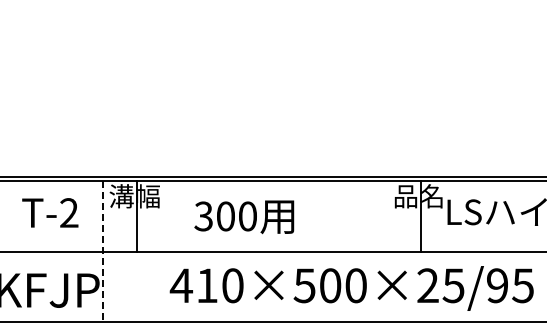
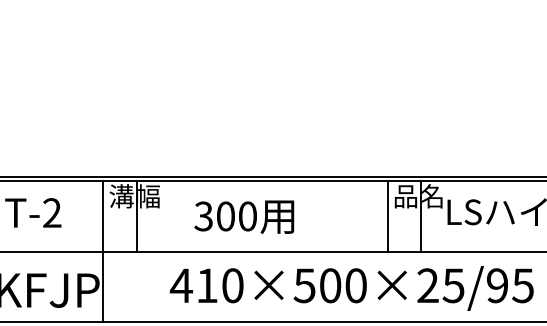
text position: (50, 212) -> (33, 212) (33, 212)
line: none -> present (387, 216)
line: dashed -> solid (103, 252)
